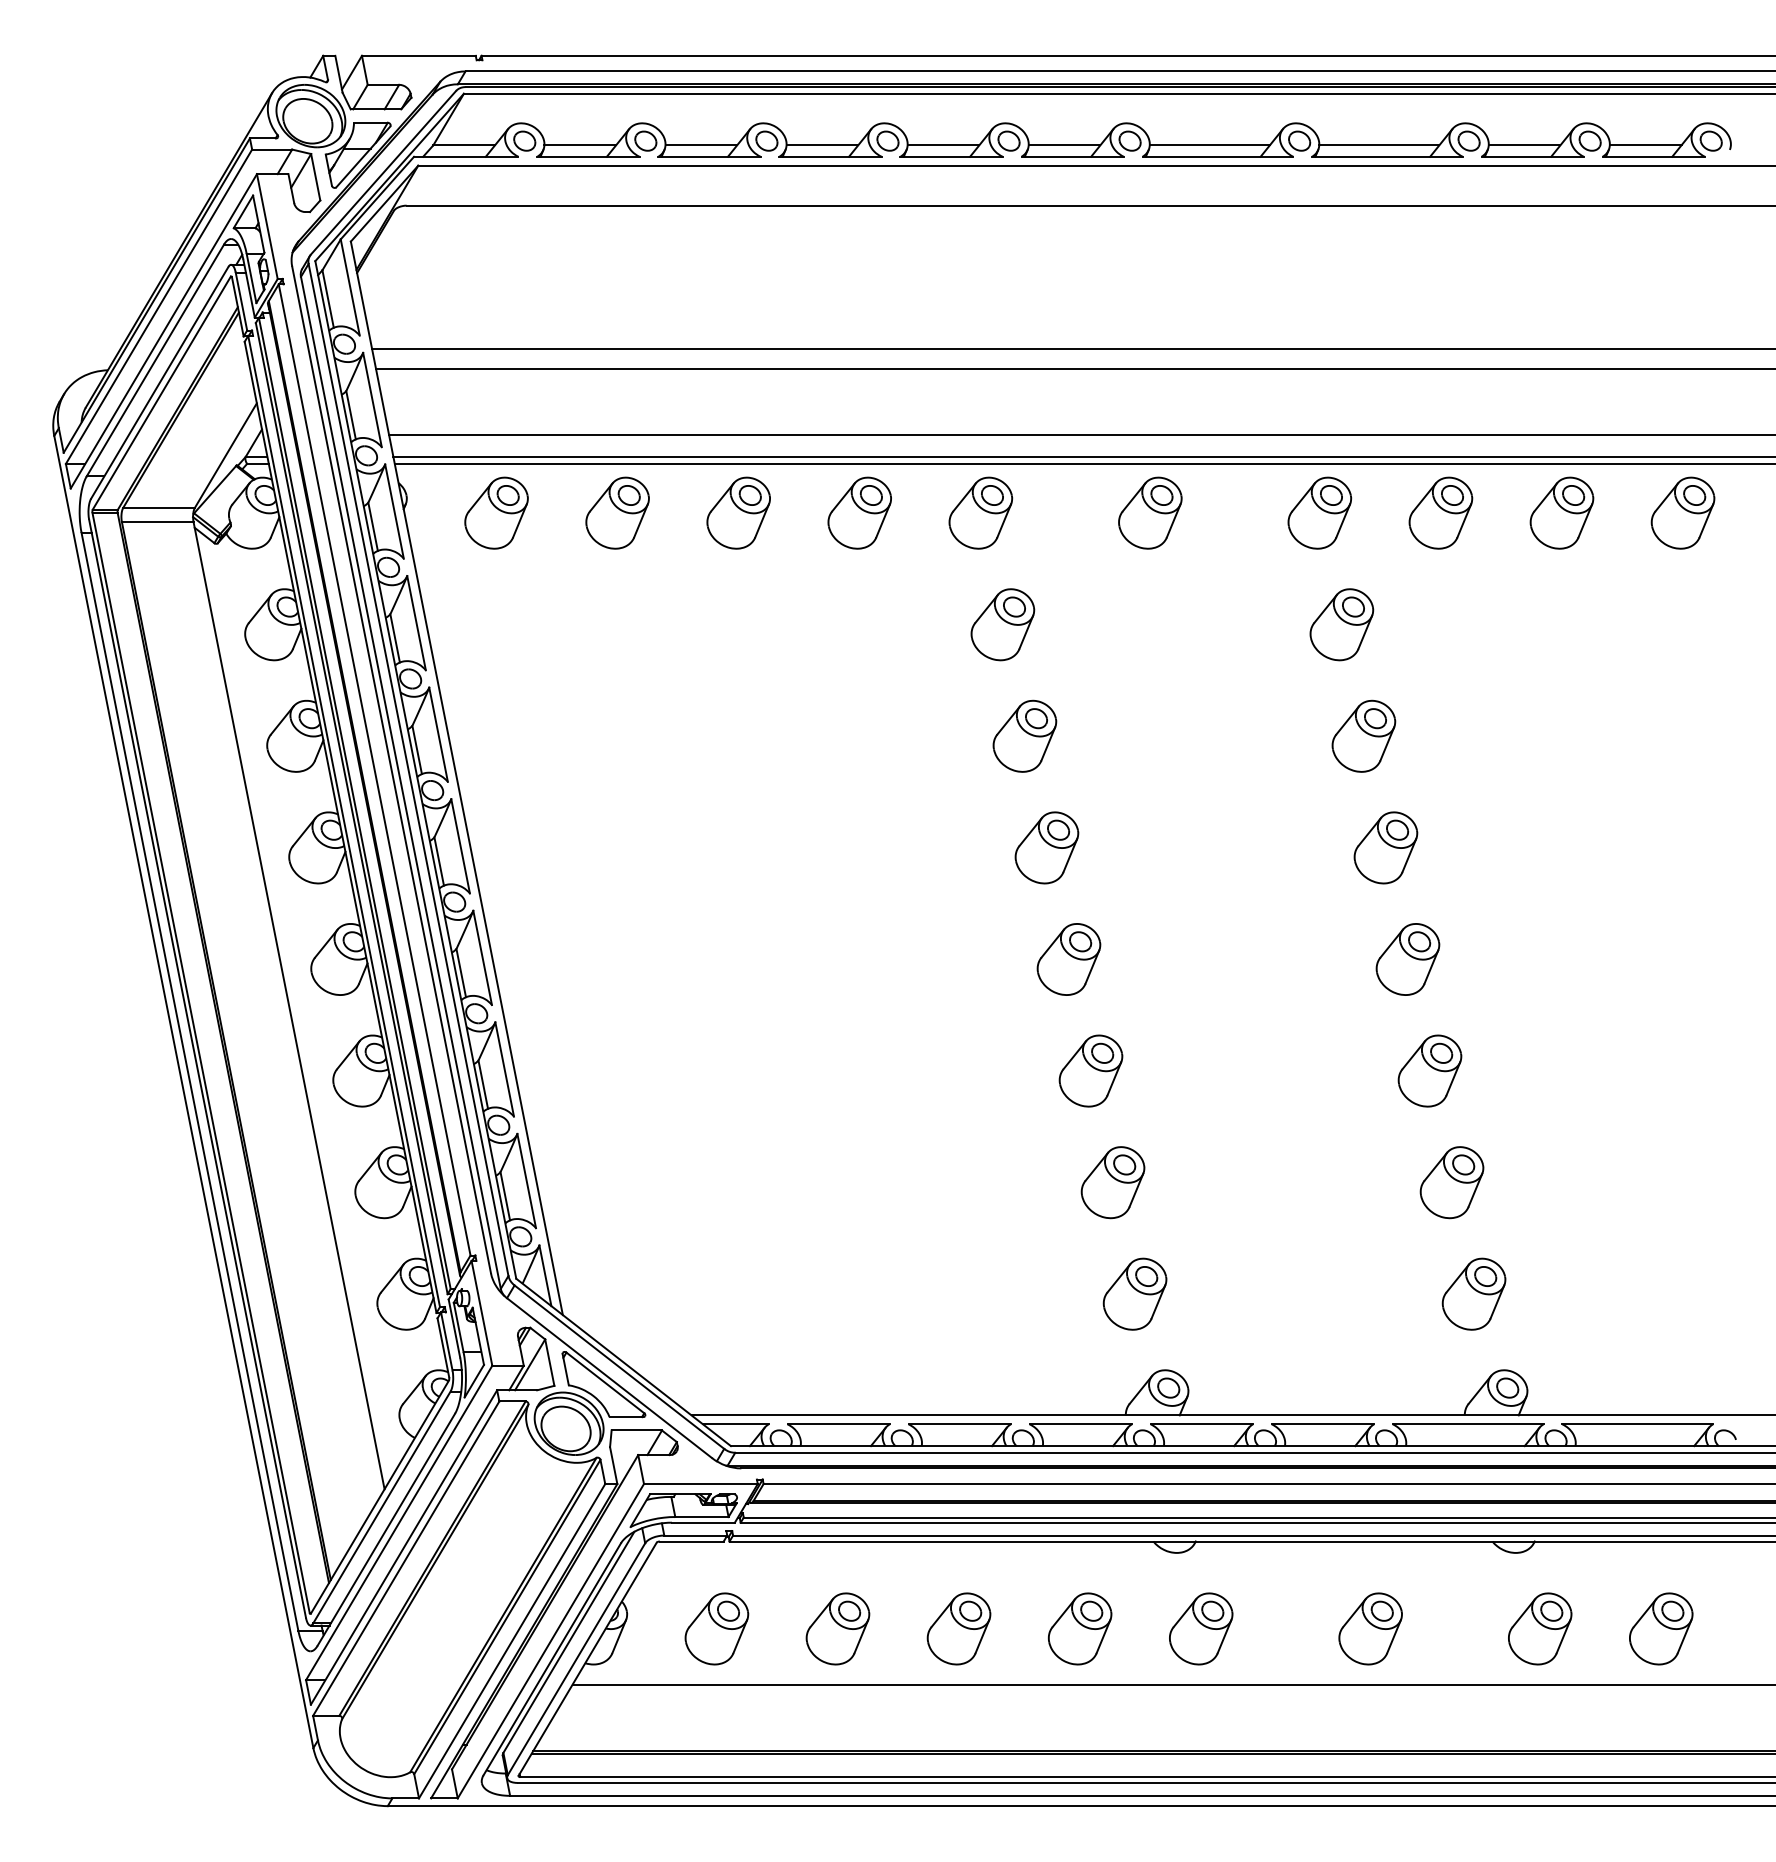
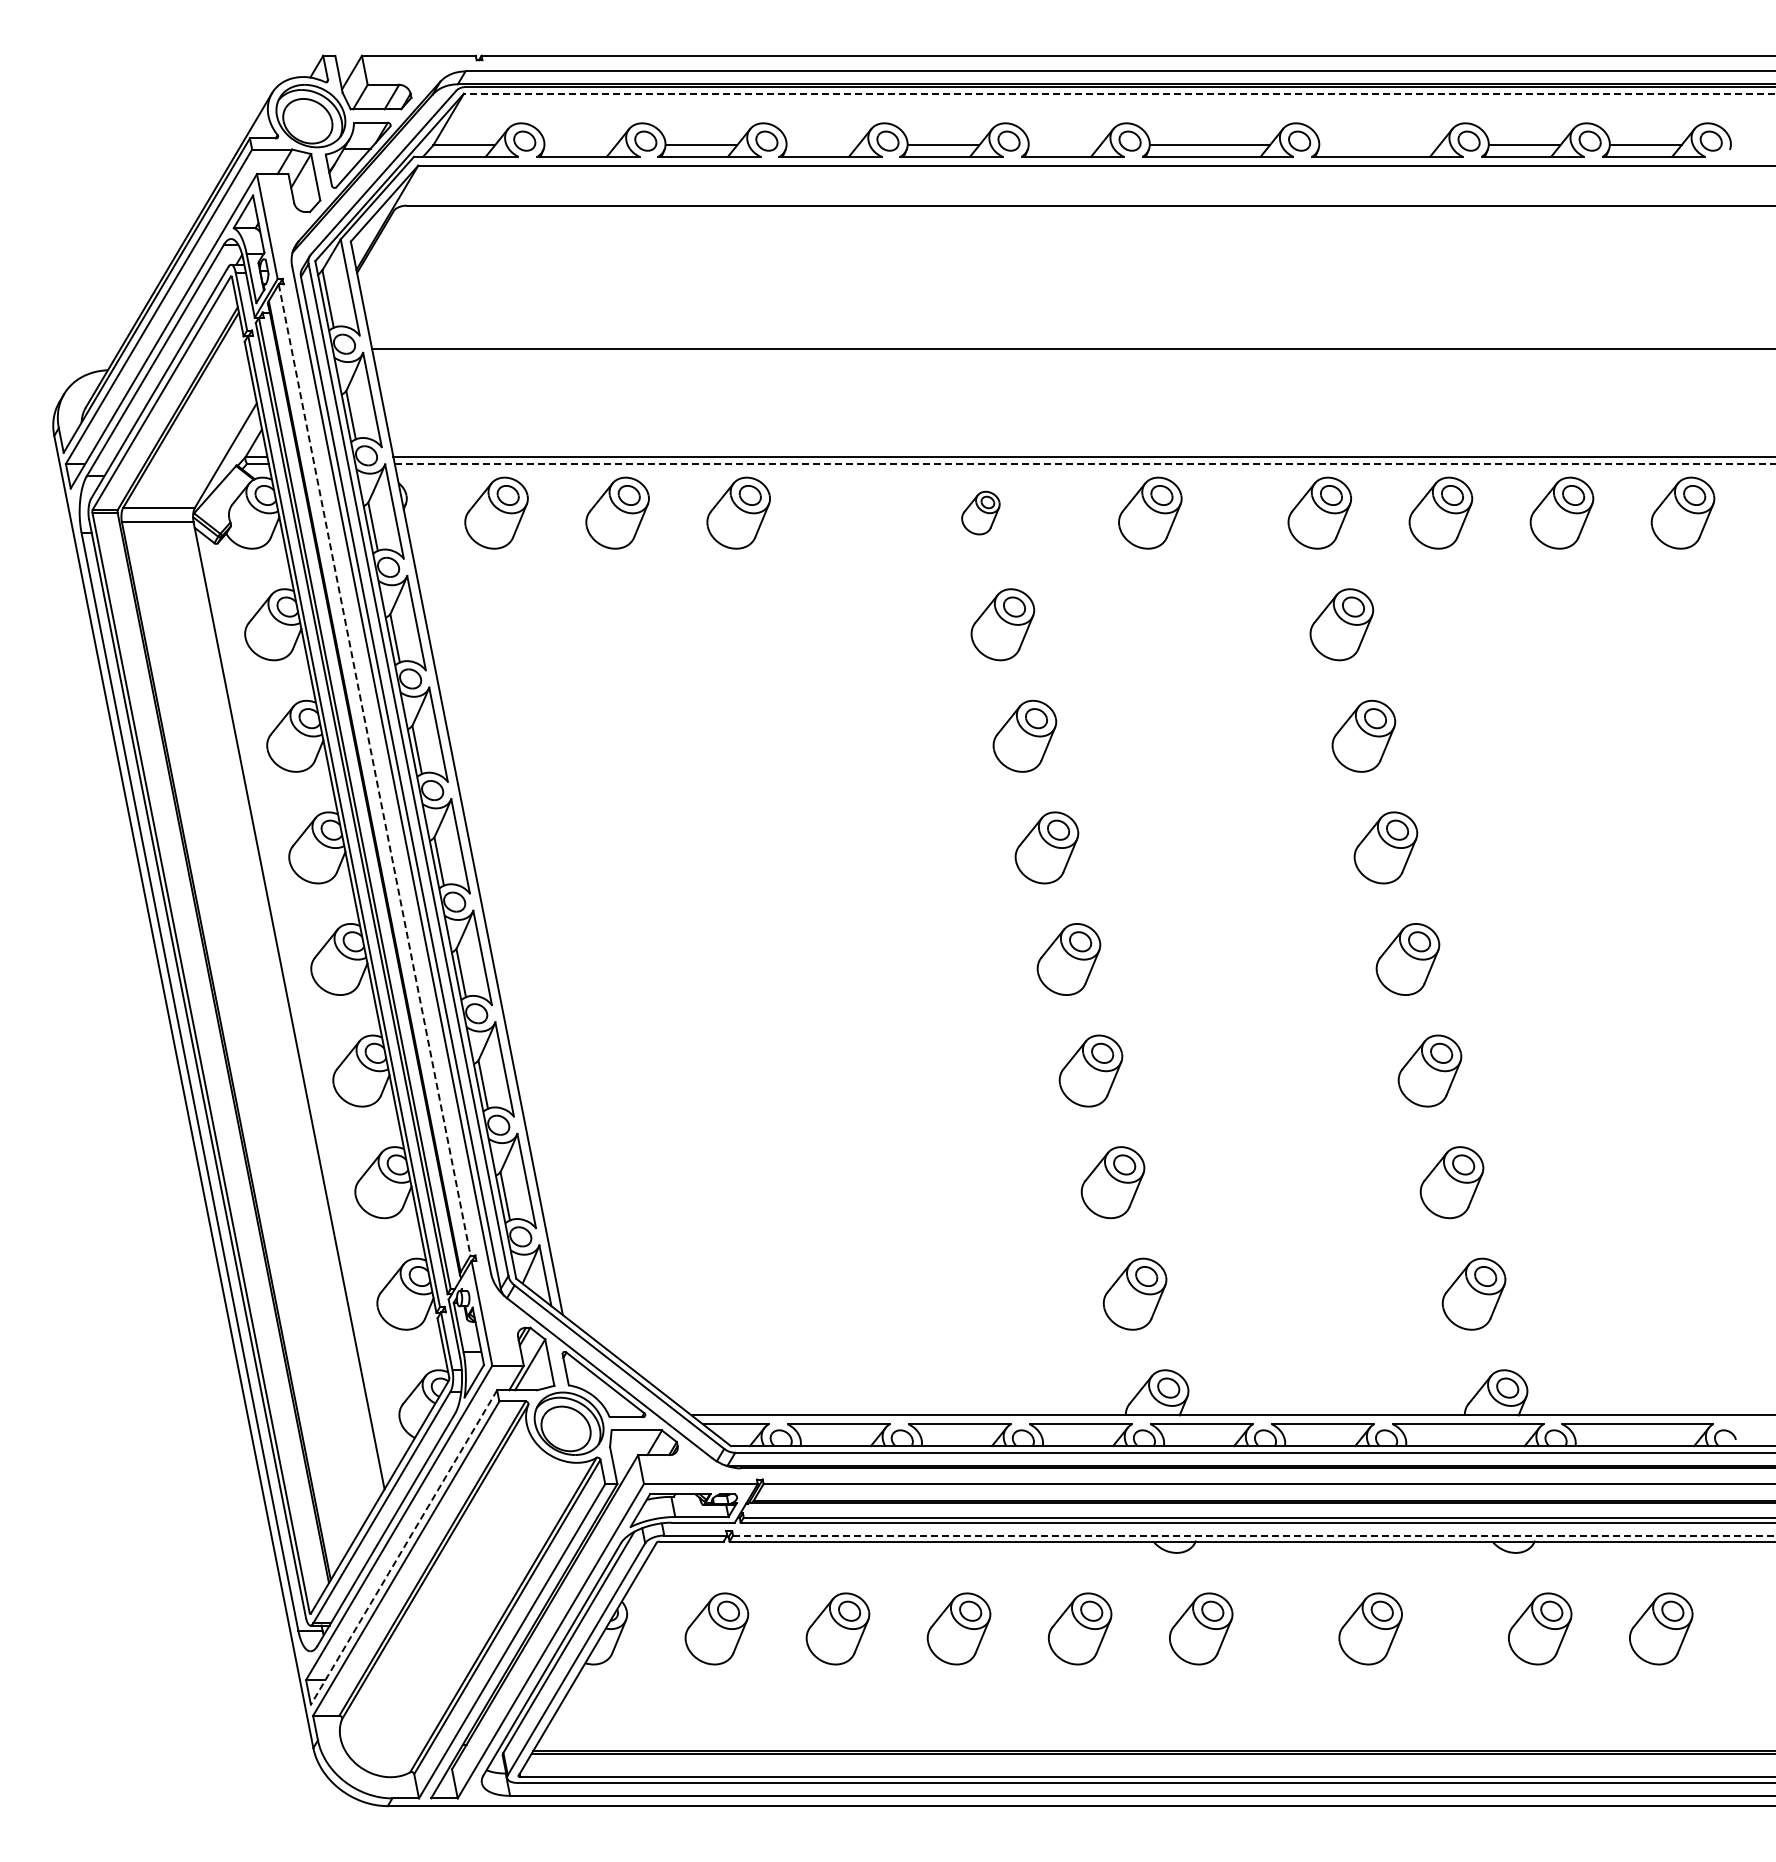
line: solid -> dashed (1119, 93)
line: present -> none (580, 145)
line: present -> none (822, 145)
line: present -> none (1064, 145)
line: present -> none (1379, 145)
line: present -> none (1074, 368)
line: present -> none (1080, 435)
line: solid -> dashed (1085, 463)
part: present -> none (859, 512)
part size: 66x74 px -> 40x46 px (980, 512)
line: solid -> dashed (374, 769)
line: solid -> dashed (1254, 1535)
line: solid -> dashed (404, 1547)
line: present -> none (1172, 1684)
